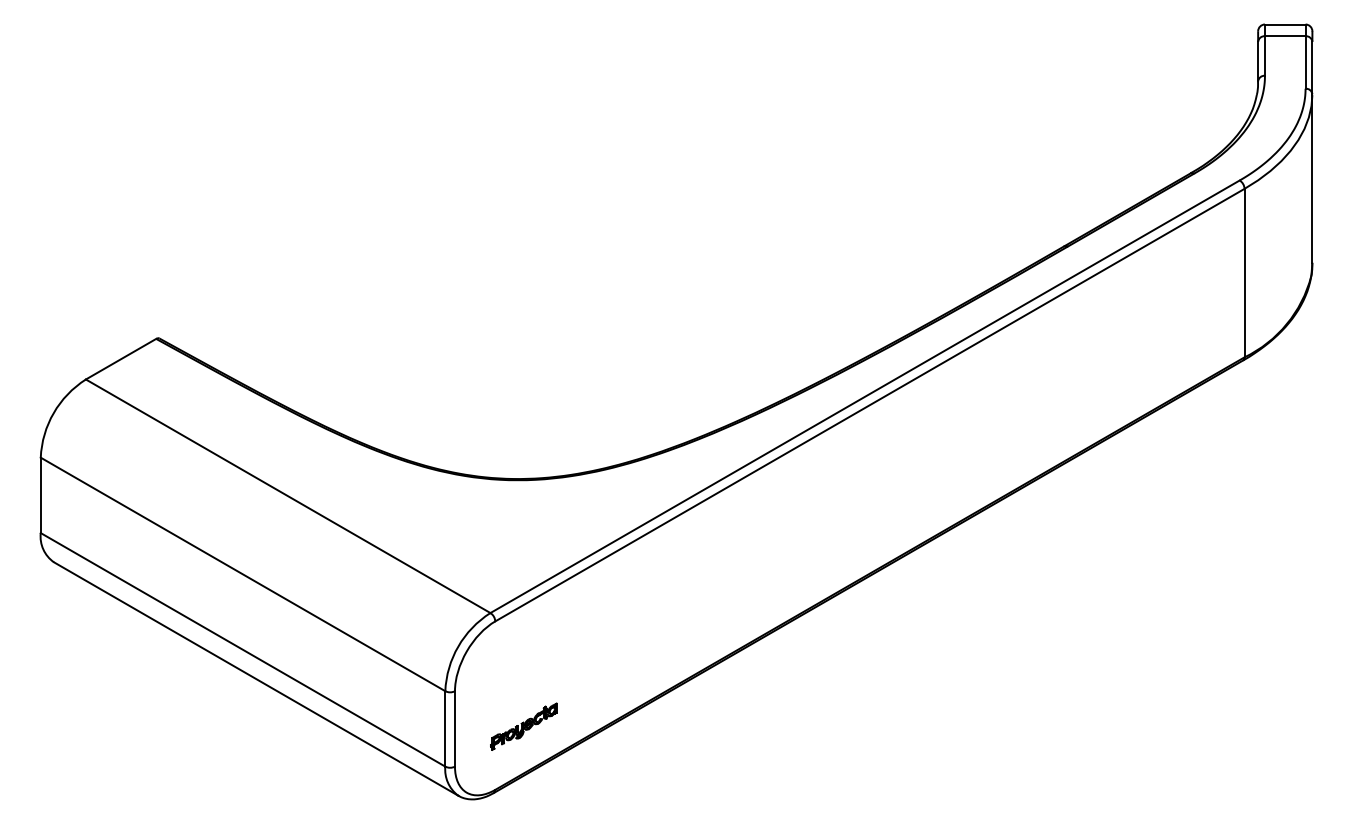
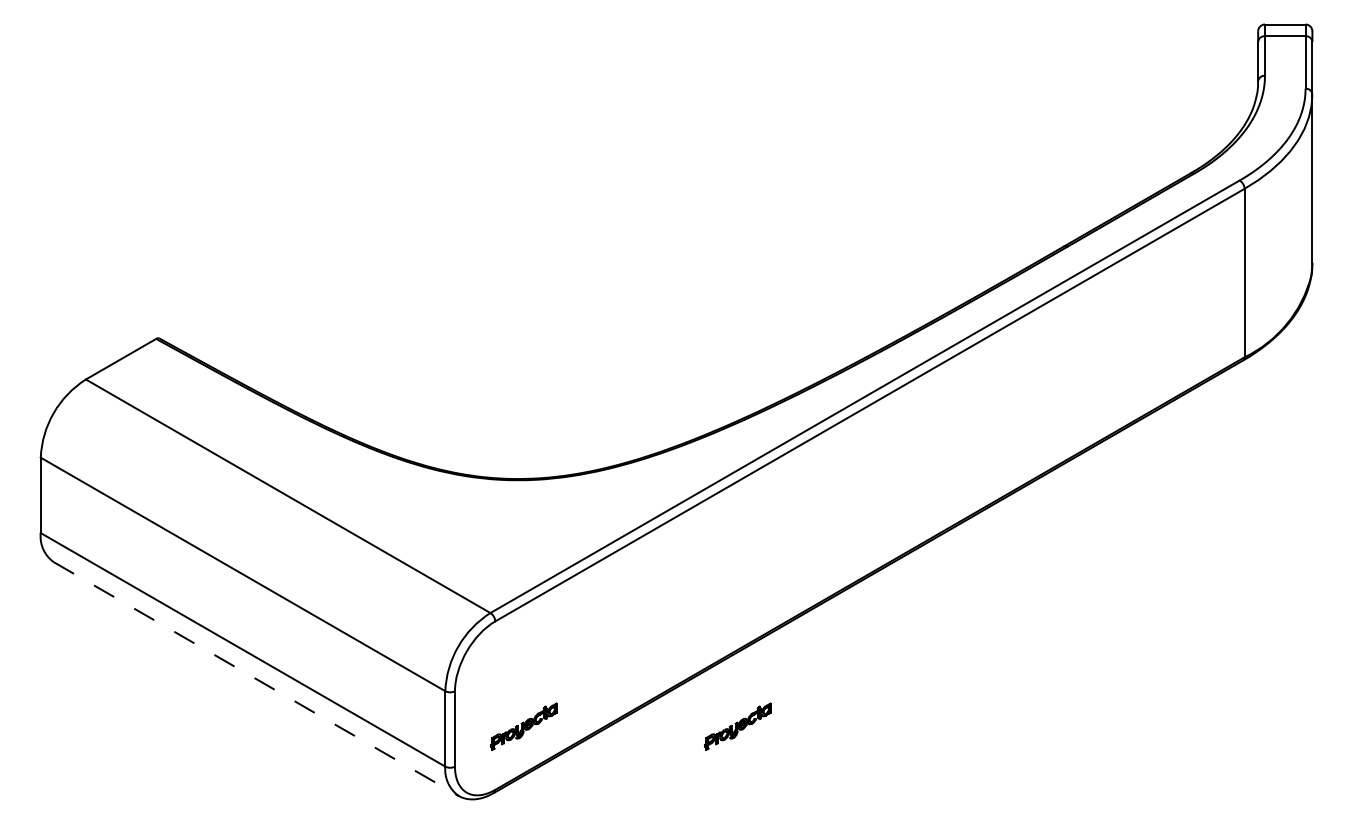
line: solid -> dashed (256, 679)
part: none -> present (737, 726)
